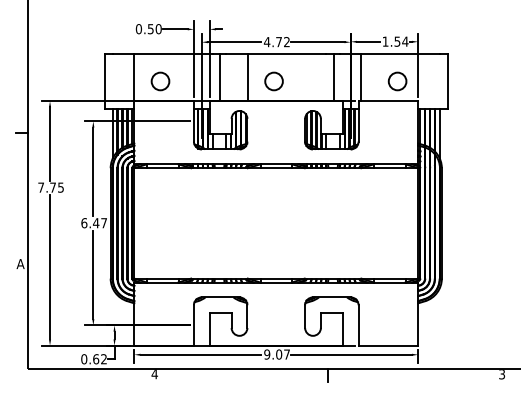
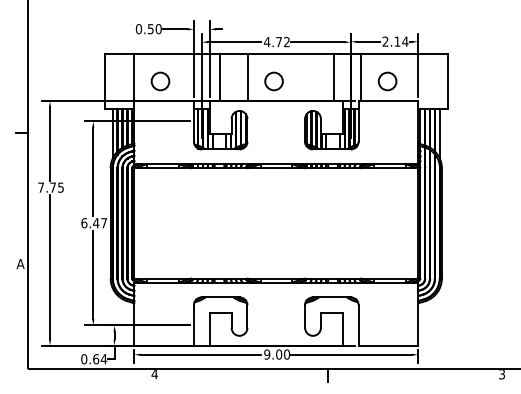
text: 1.54 -> 2.14 (391, 41)
circle position: (397, 81) -> (387, 81) (387, 81)
text: 9.07 -> 9.00 (287, 354)
text: 0.62 -> 0.64 (103, 359)
